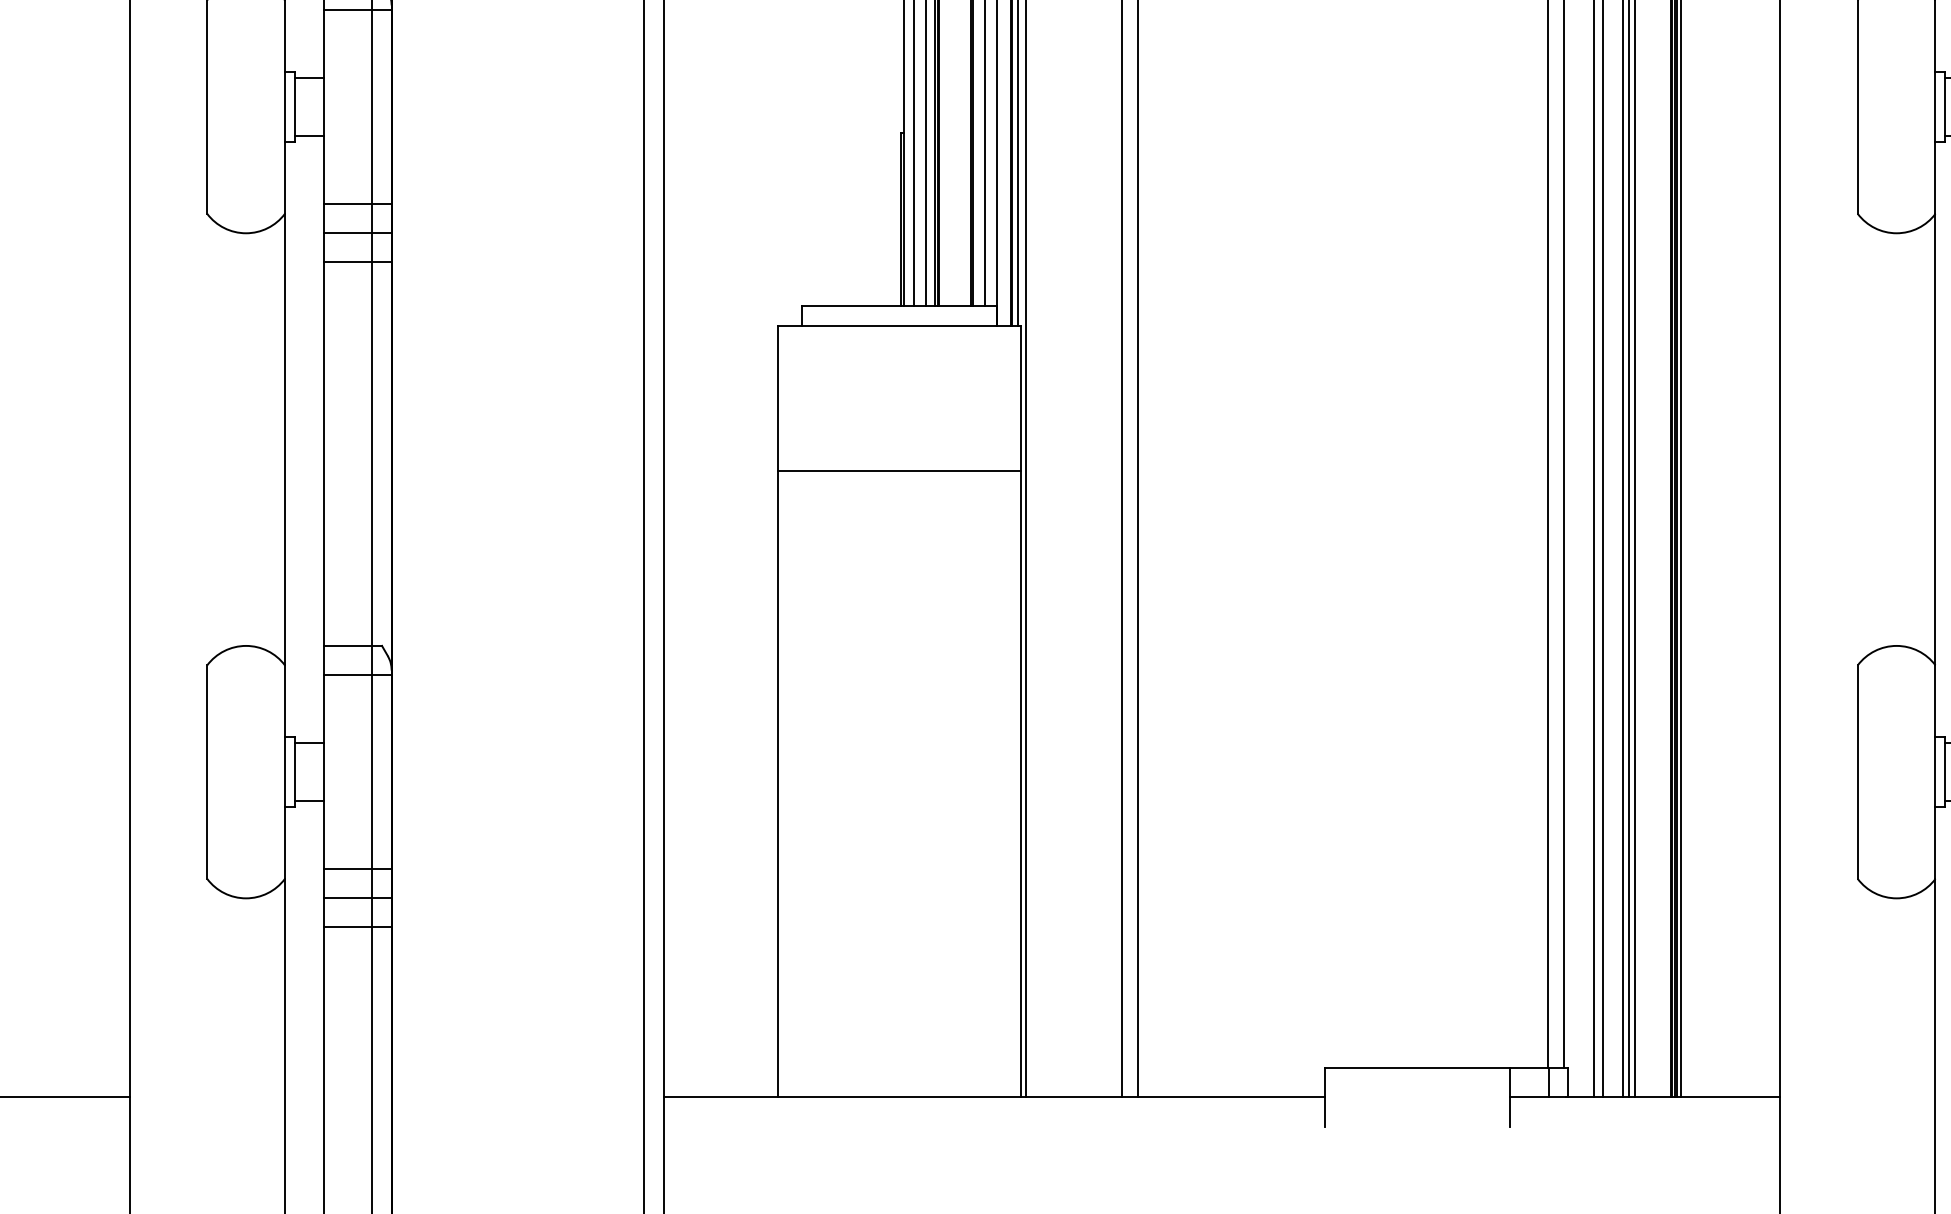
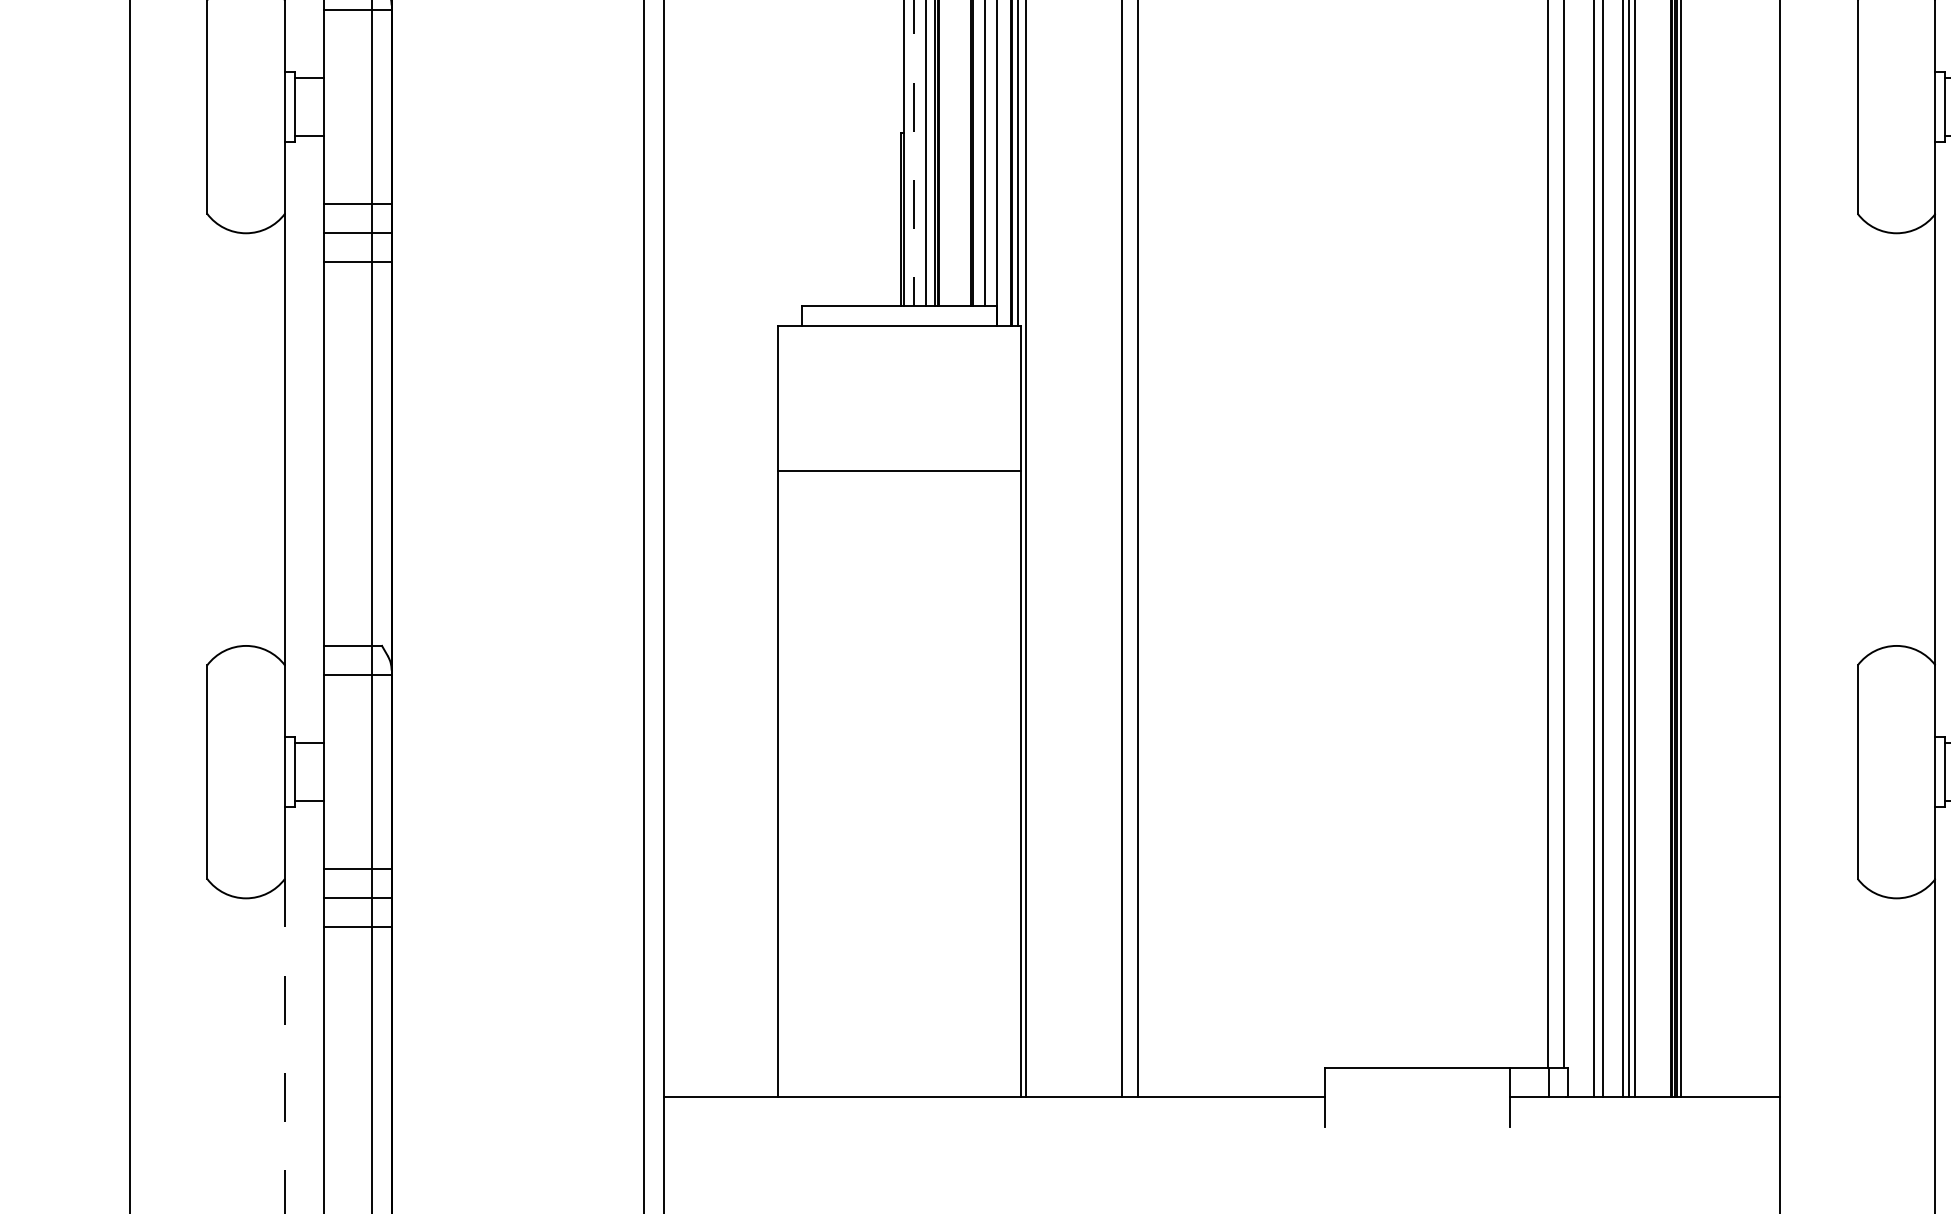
line: solid -> dashed (914, 154)
line: solid -> dashed (284, 1046)
line: present -> none (65, 1097)
